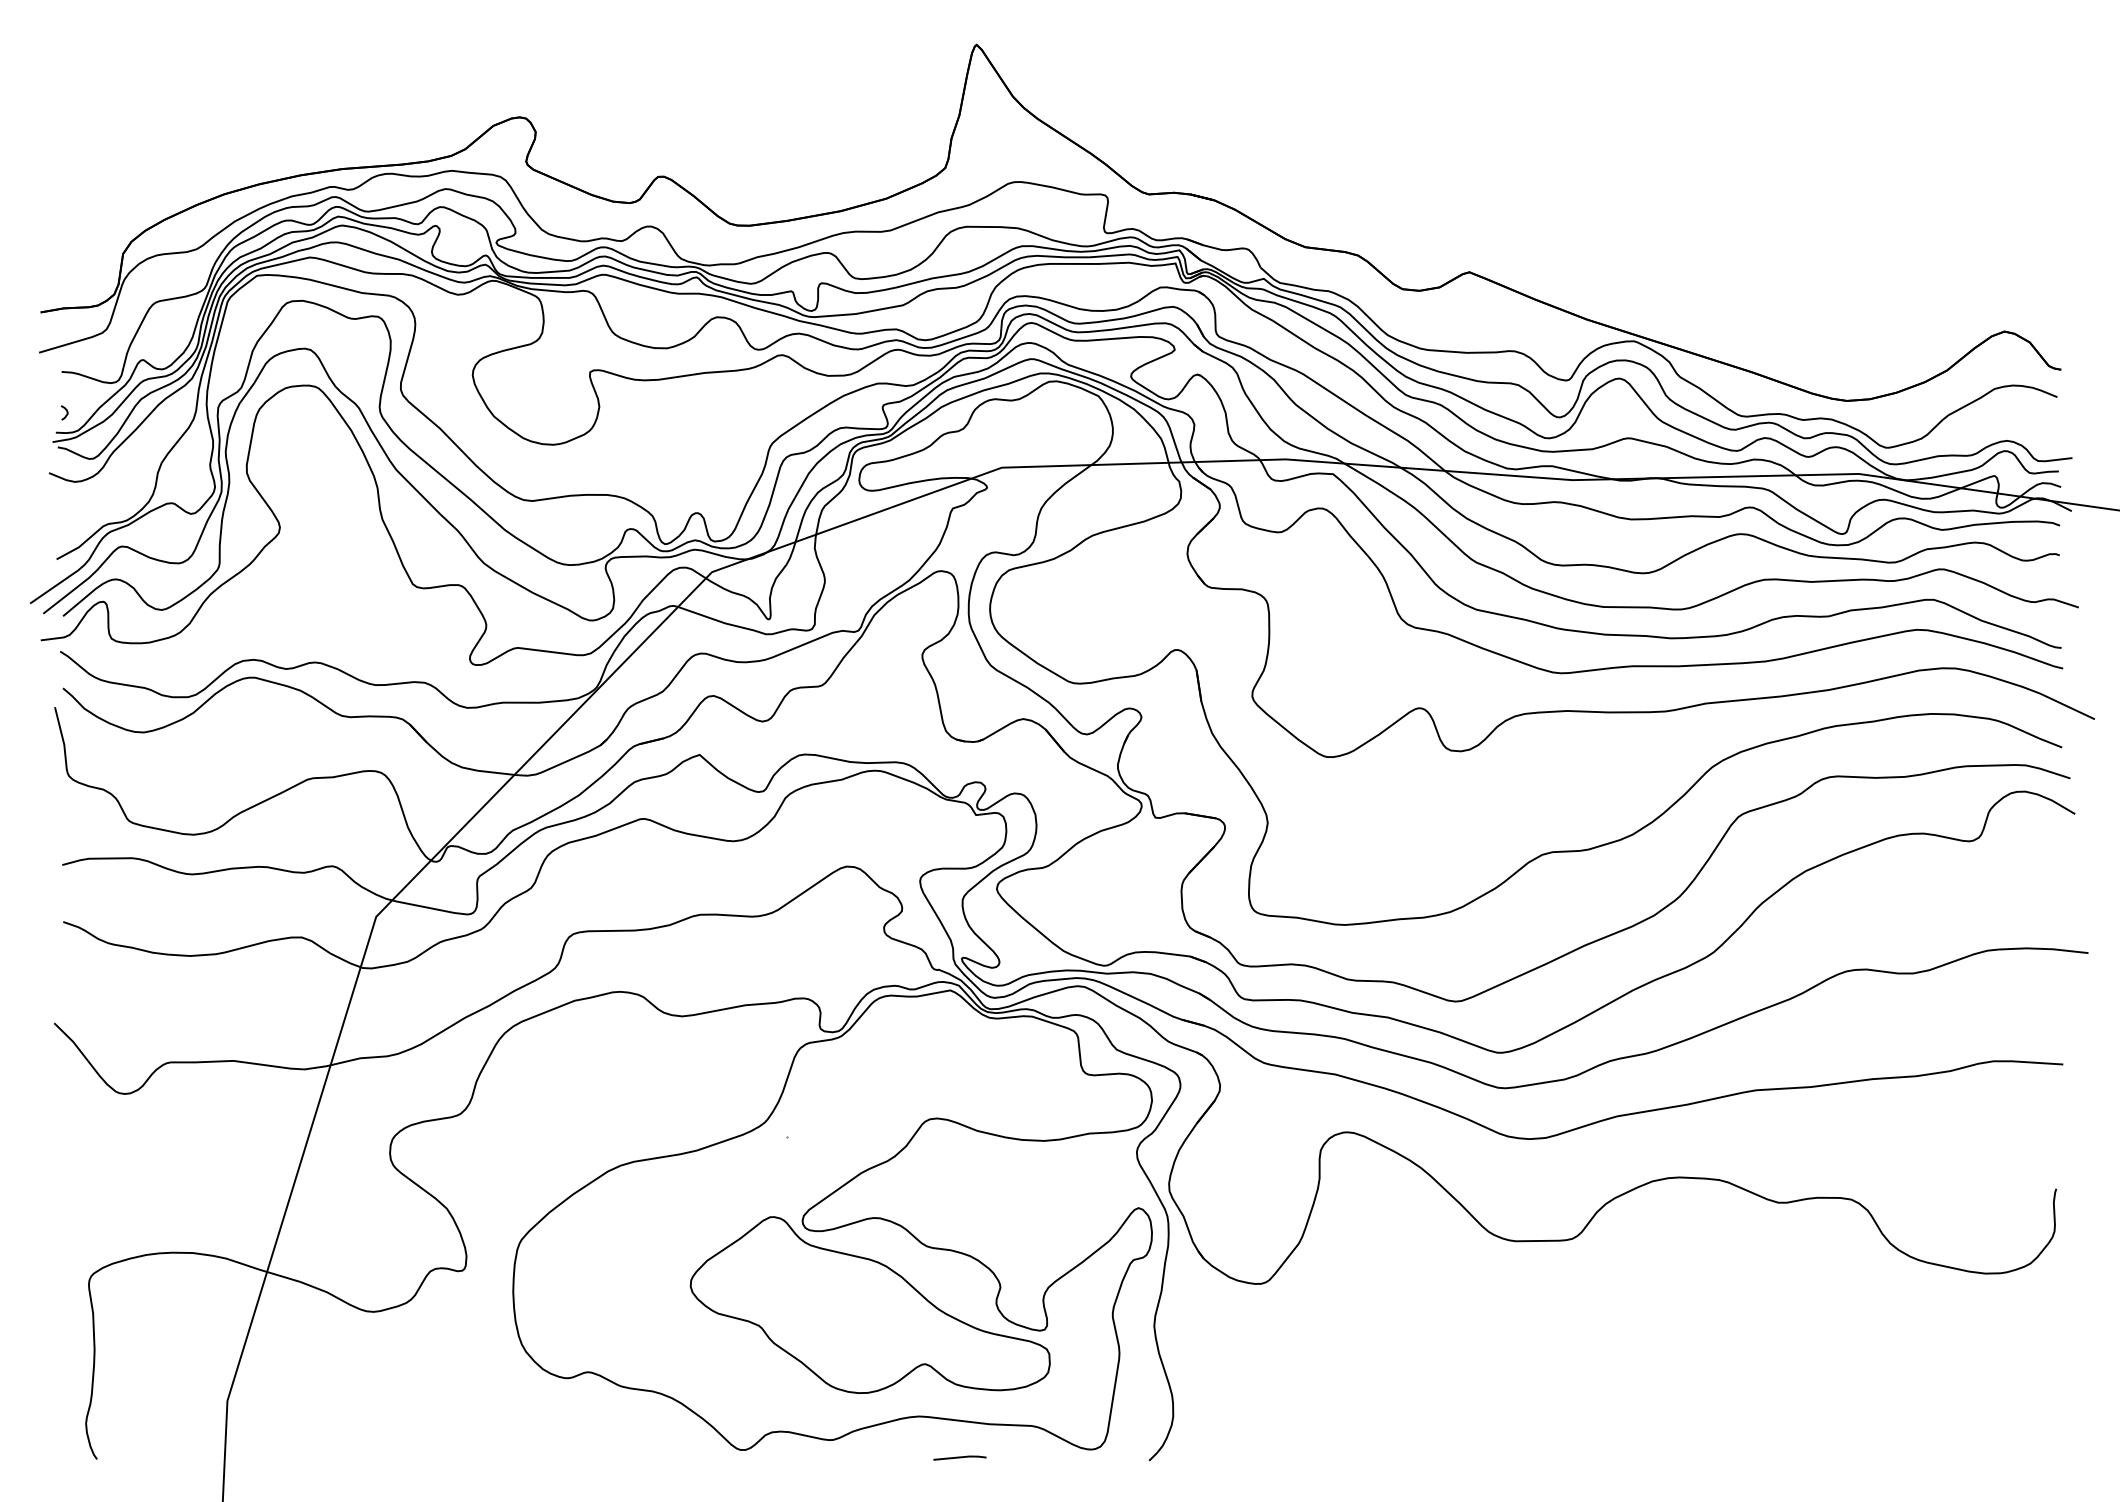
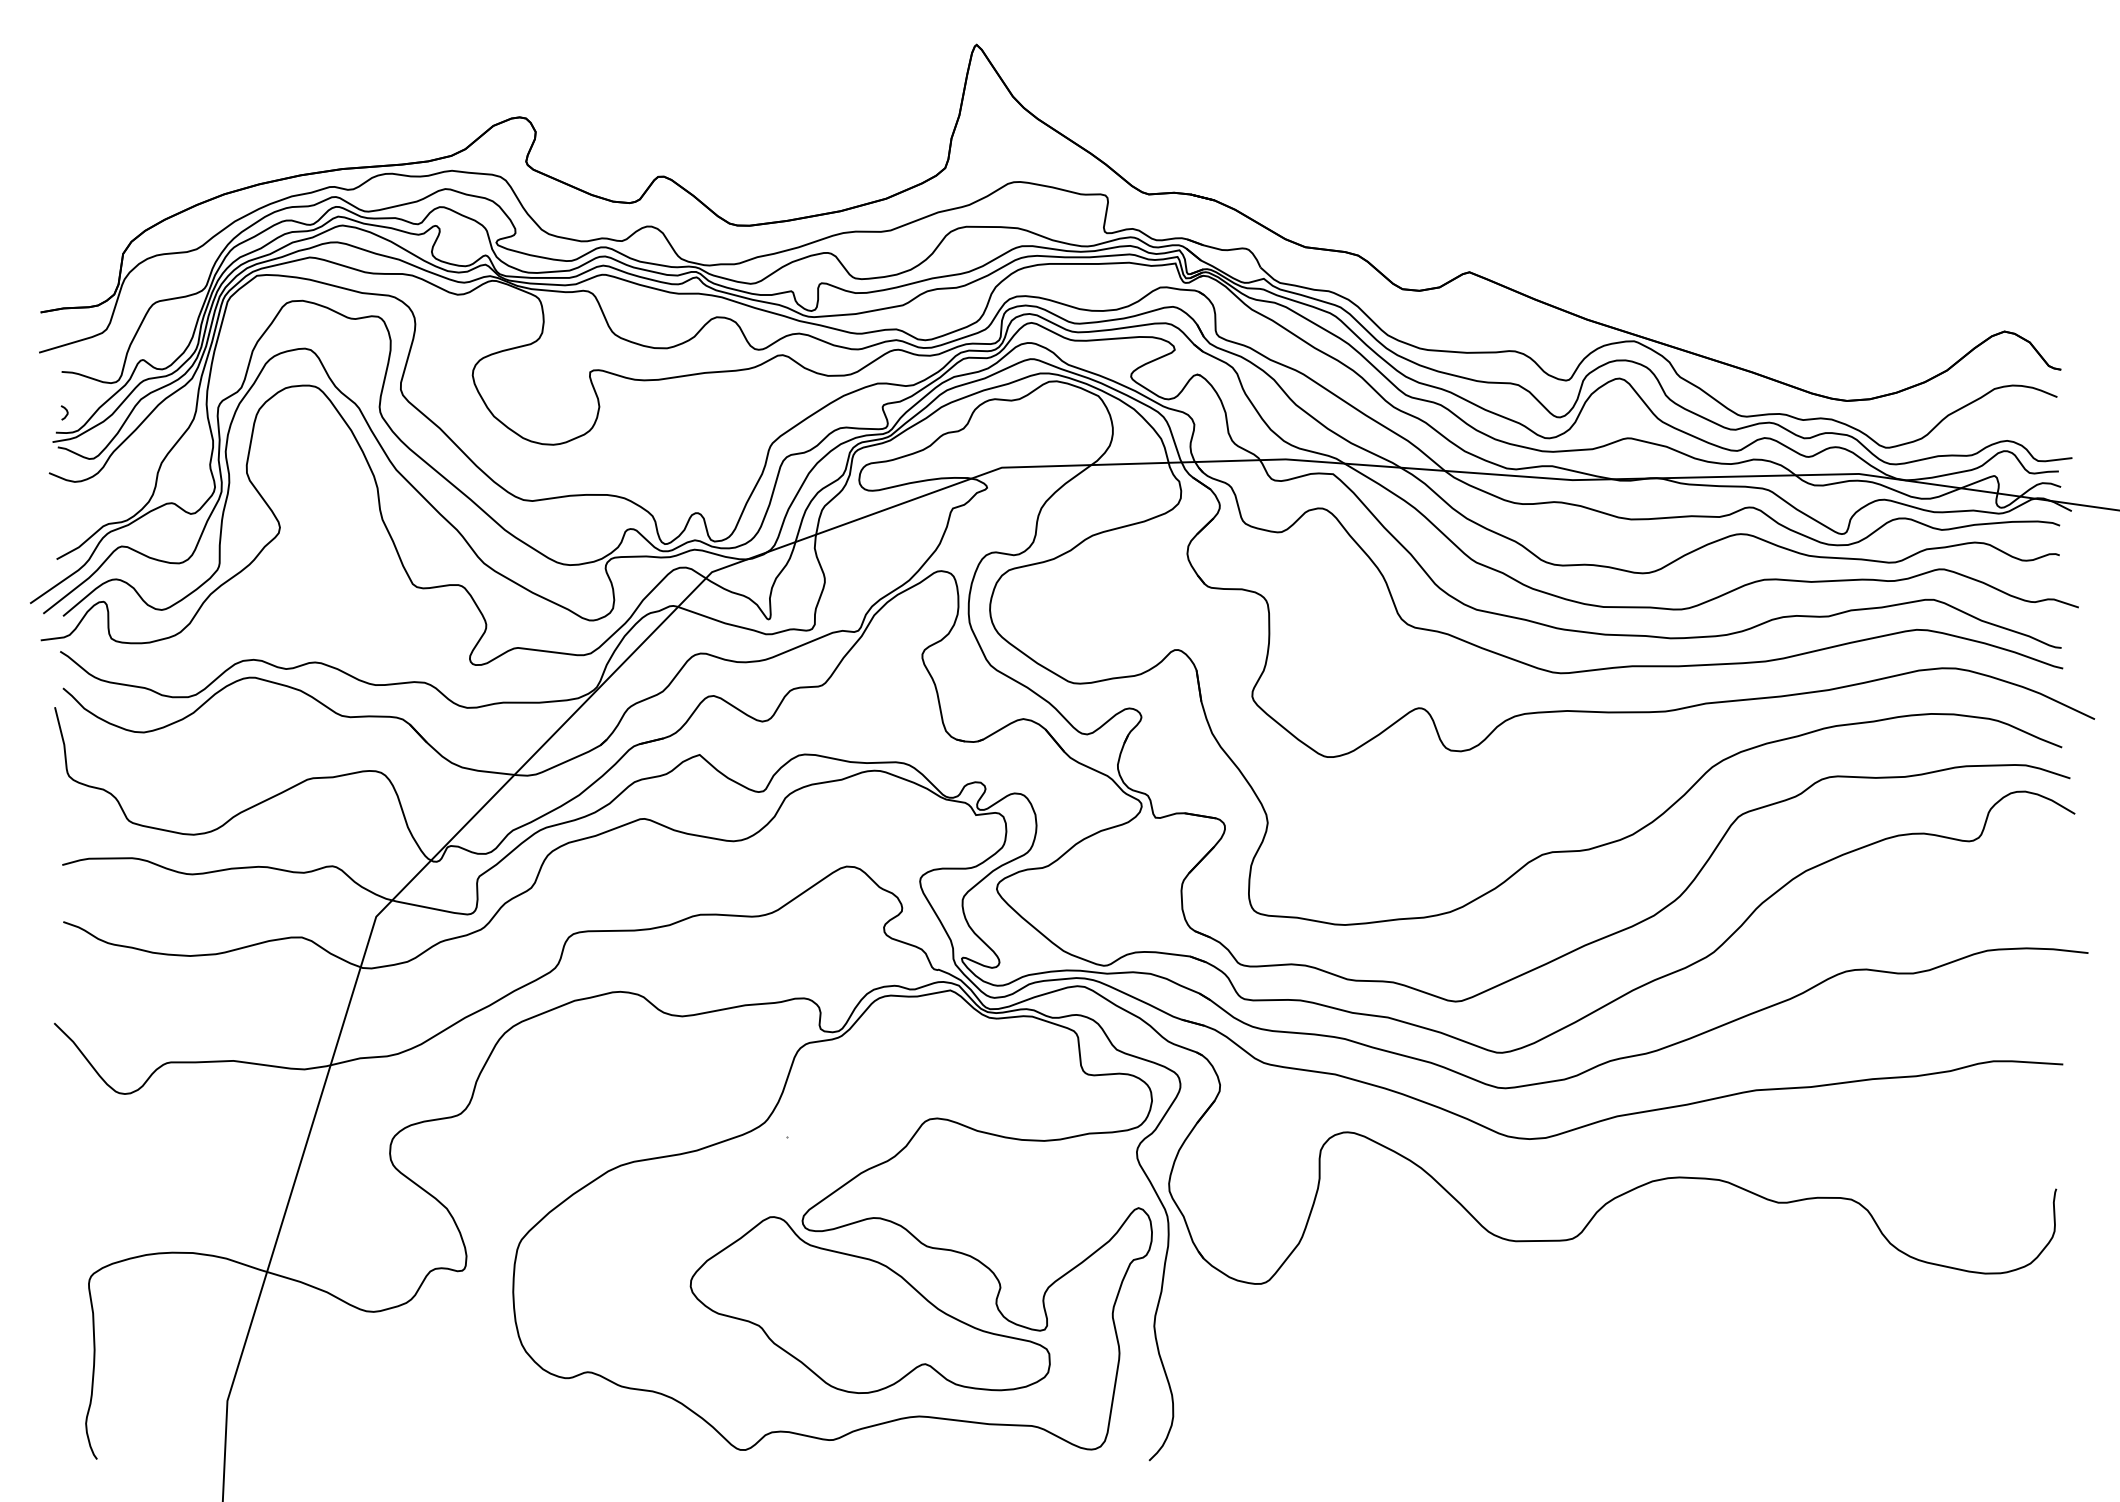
line: present -> none (959, 1457)
